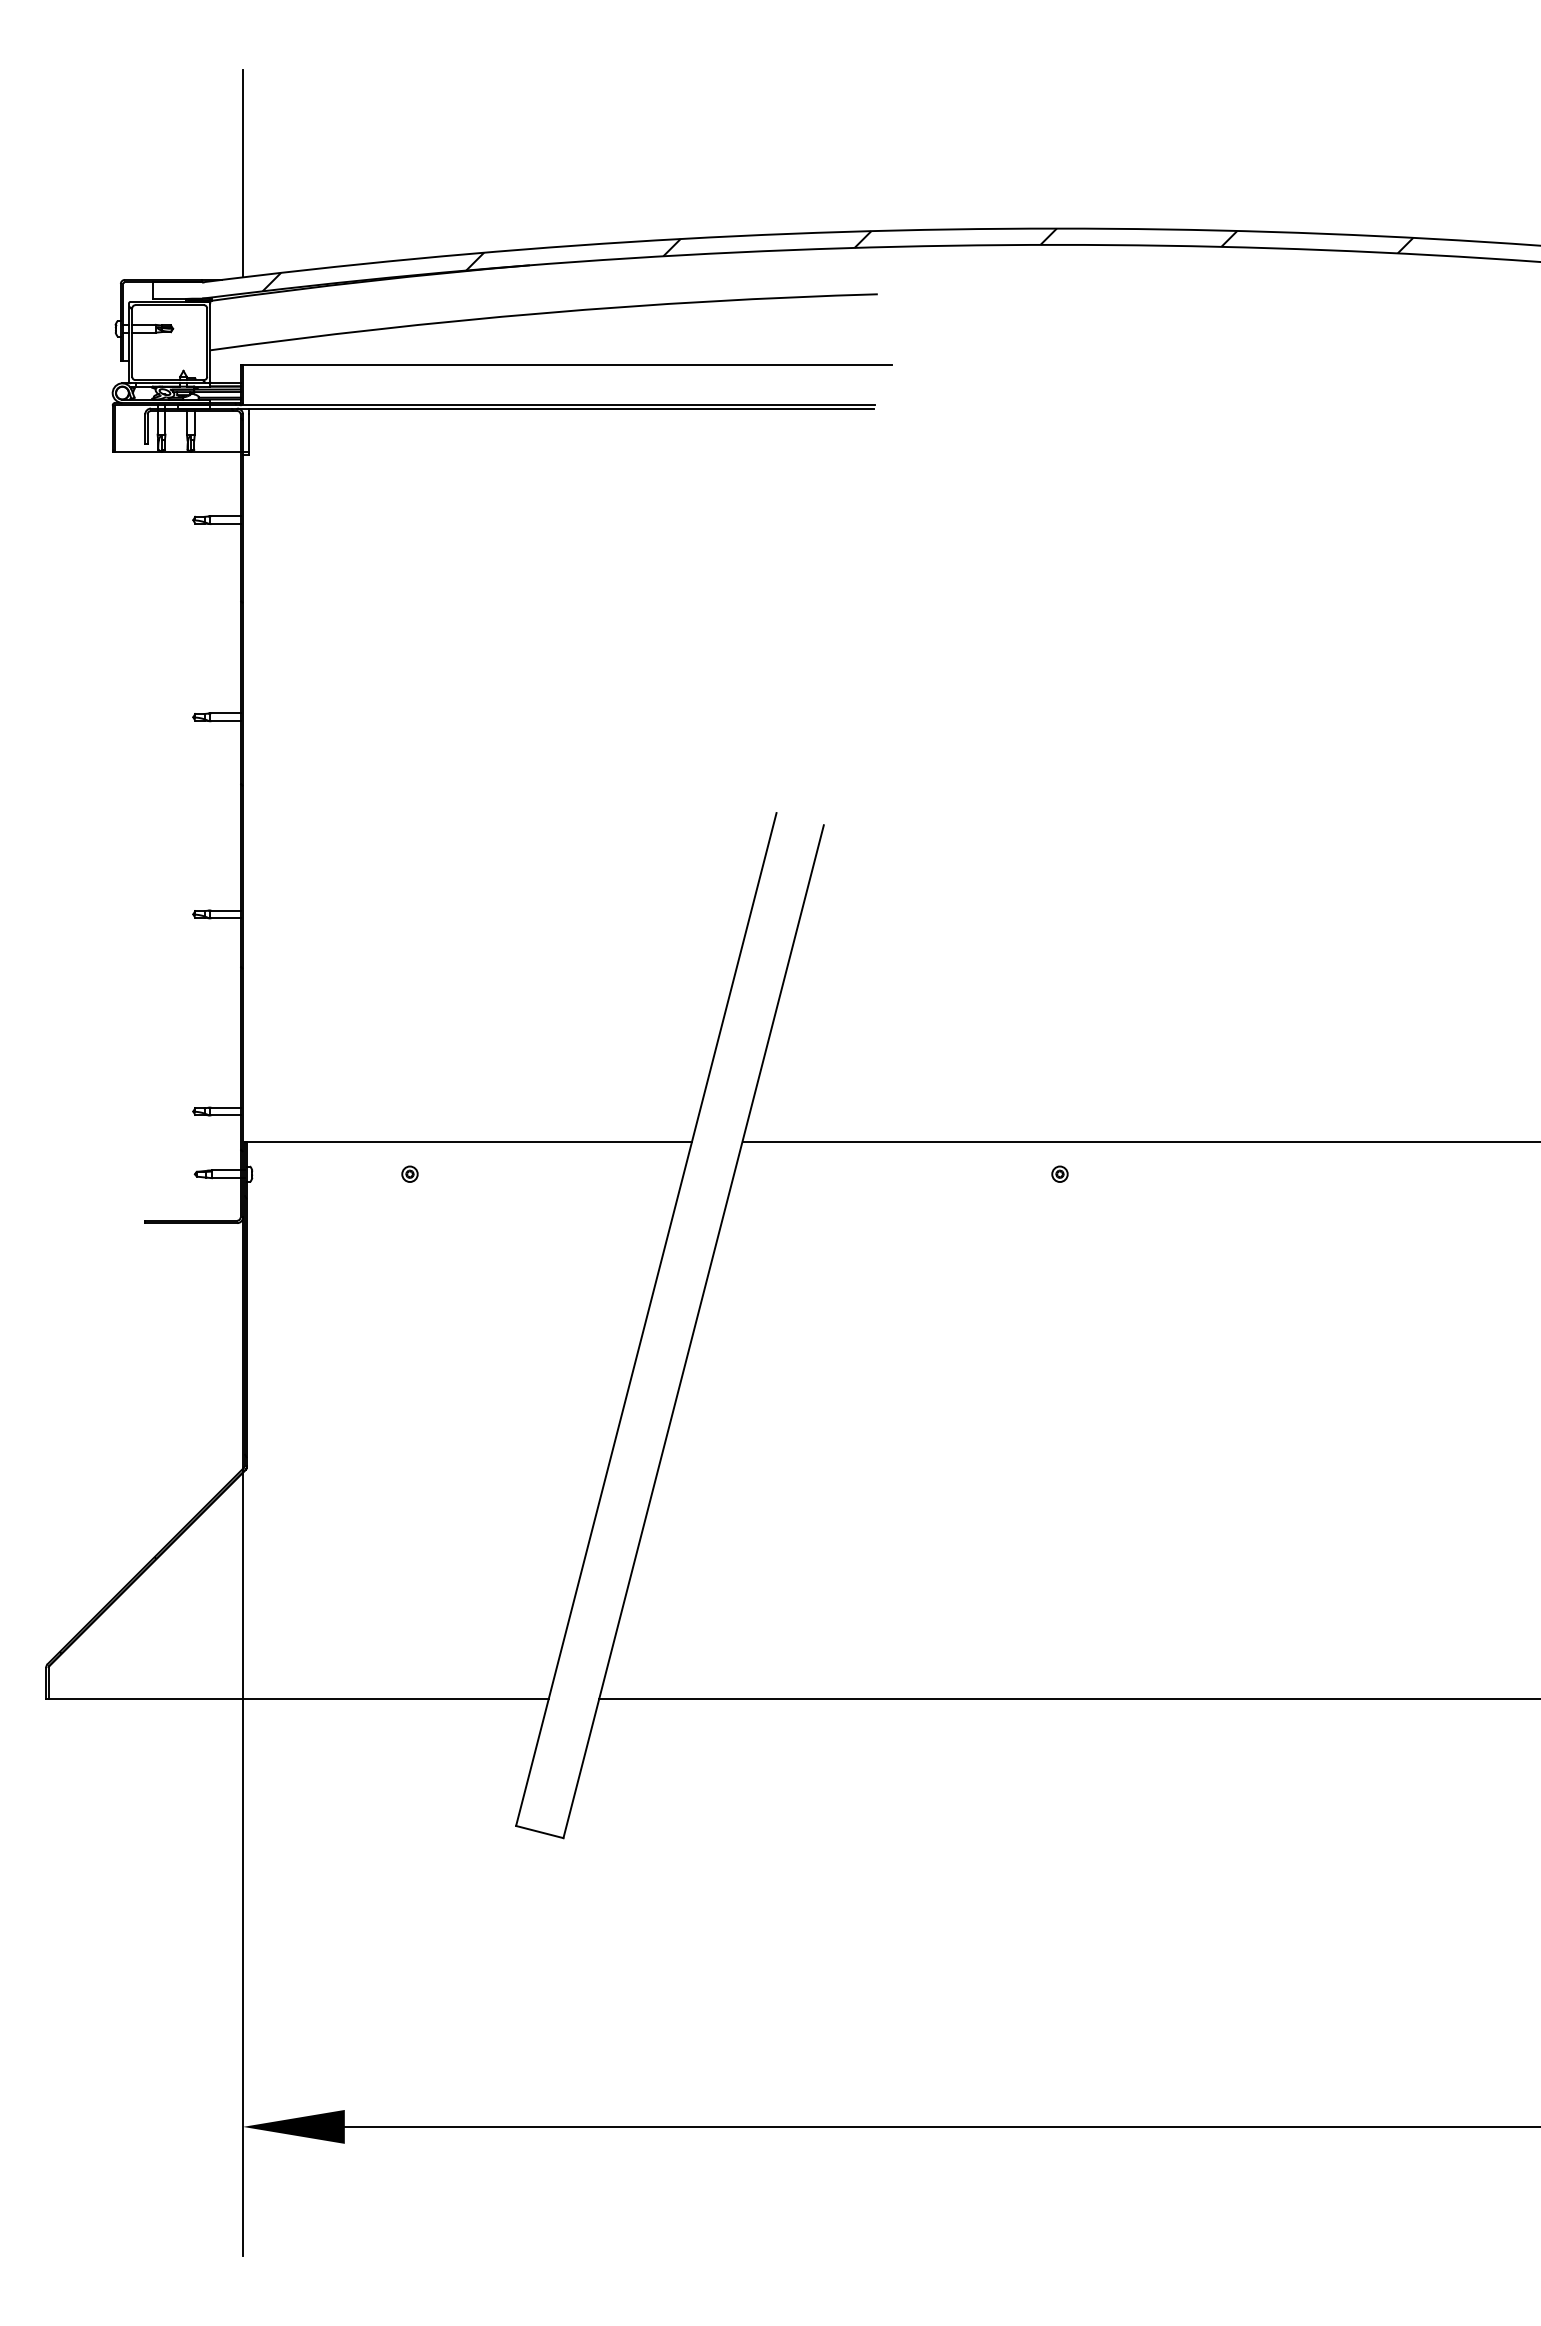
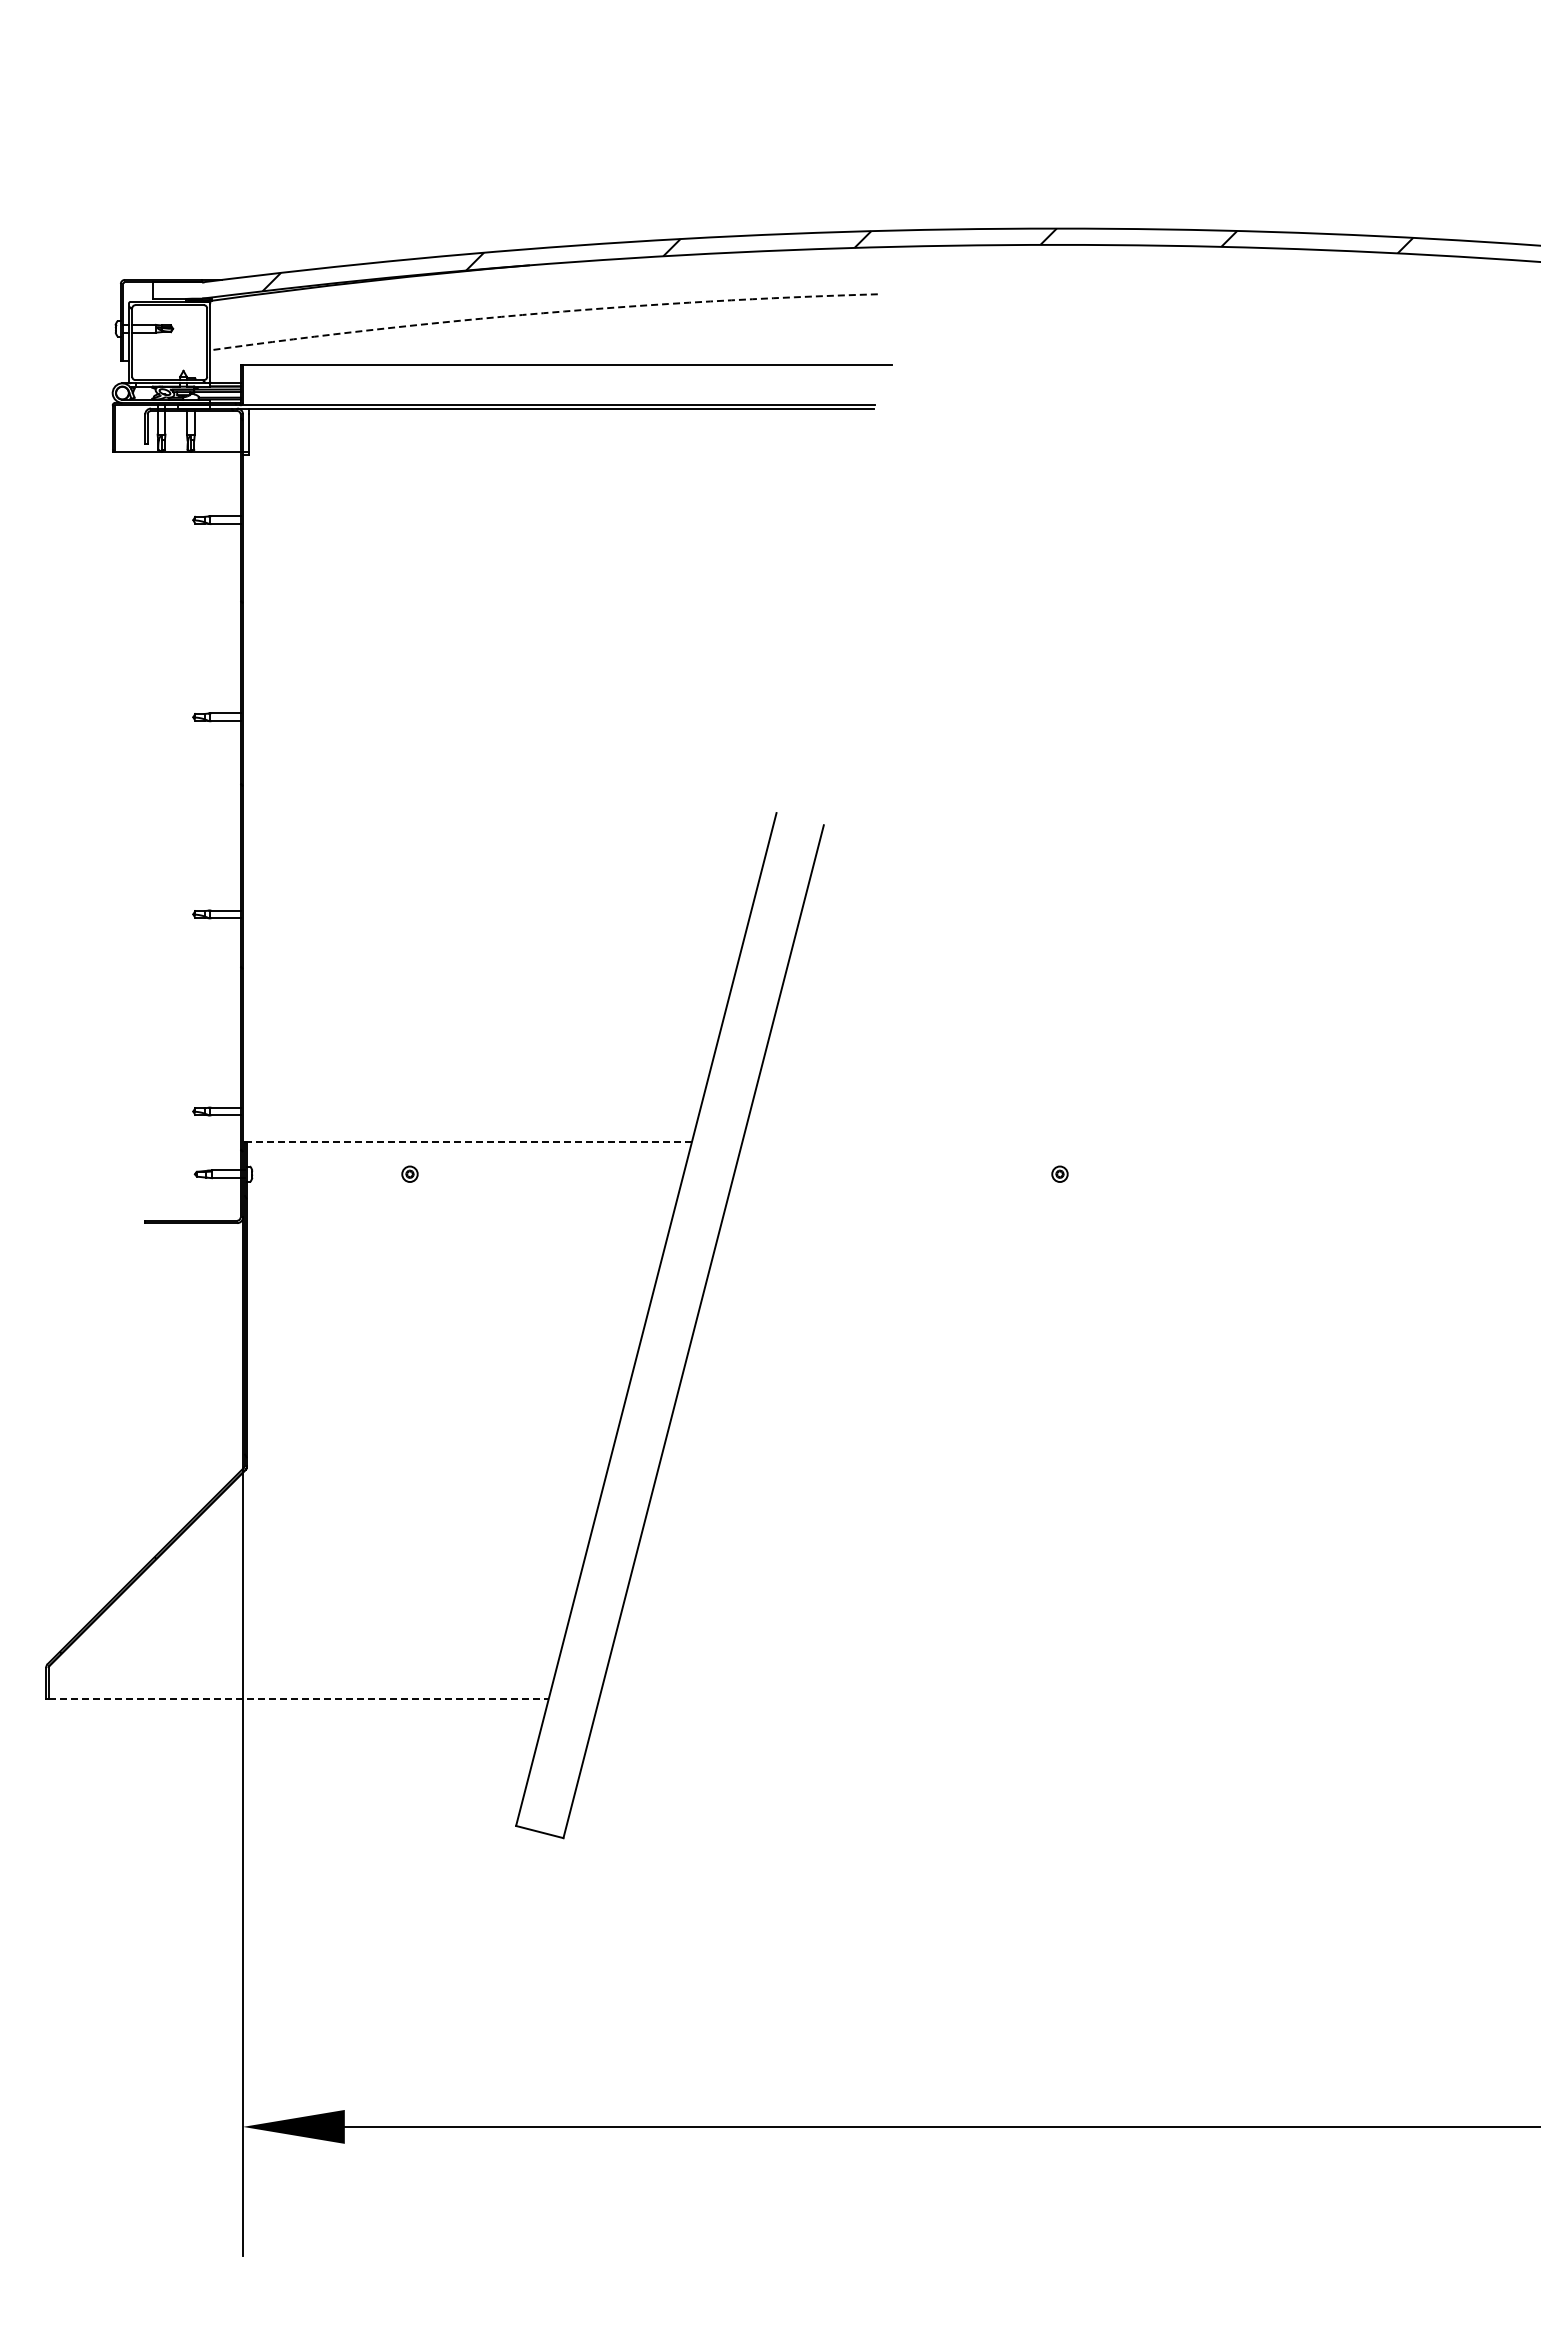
line: present -> none (243, 173)
arc: solid -> dashed (543, 313)
line: solid -> dashed (469, 1141)
line: present -> none (1139, 1141)
line: solid -> dashed (299, 1698)
line: present -> none (1068, 1698)
